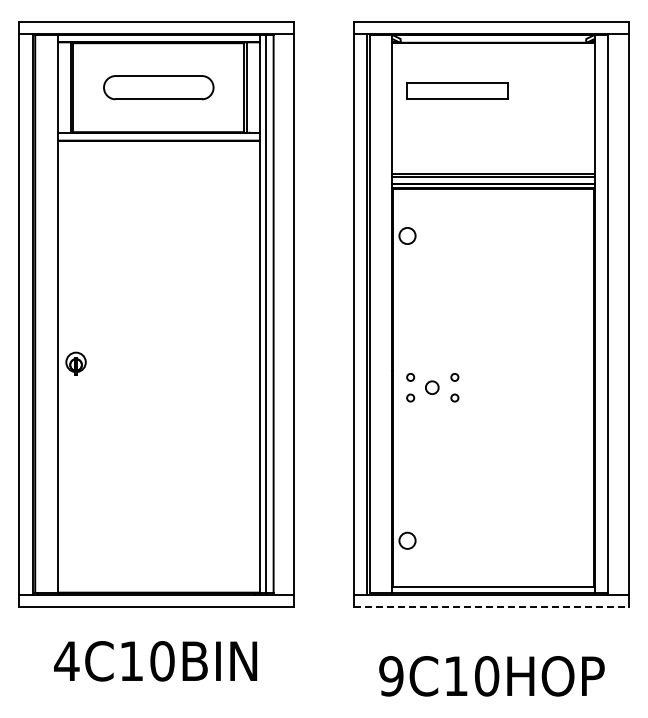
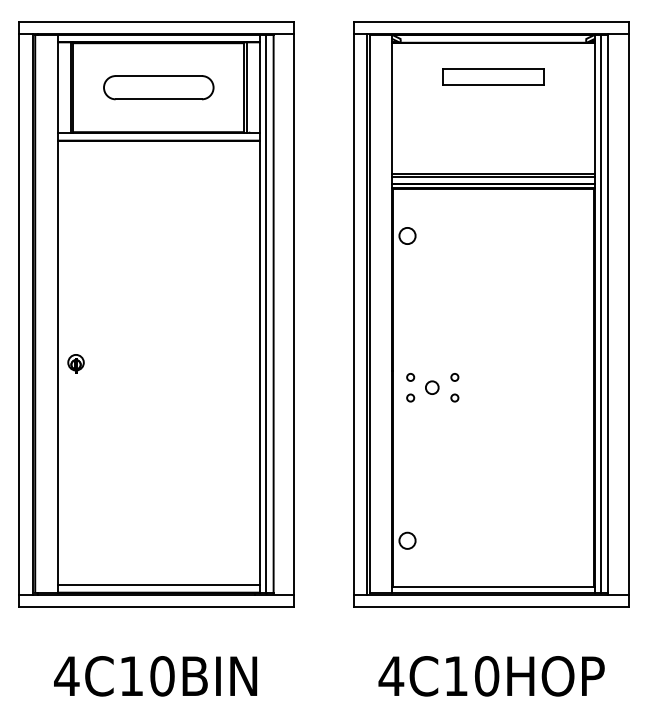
part position: (457, 90) -> (493, 76) (493, 76)
line: none -> present (600, 313)
part size: 22x25 px -> 18x20 px (75, 363)
line: none -> present (158, 584)
line: dashed -> solid (491, 607)
text position: (155, 661) -> (155, 676) (155, 676)
text: 9C10HOP -> 4C10HOP (391, 676)
